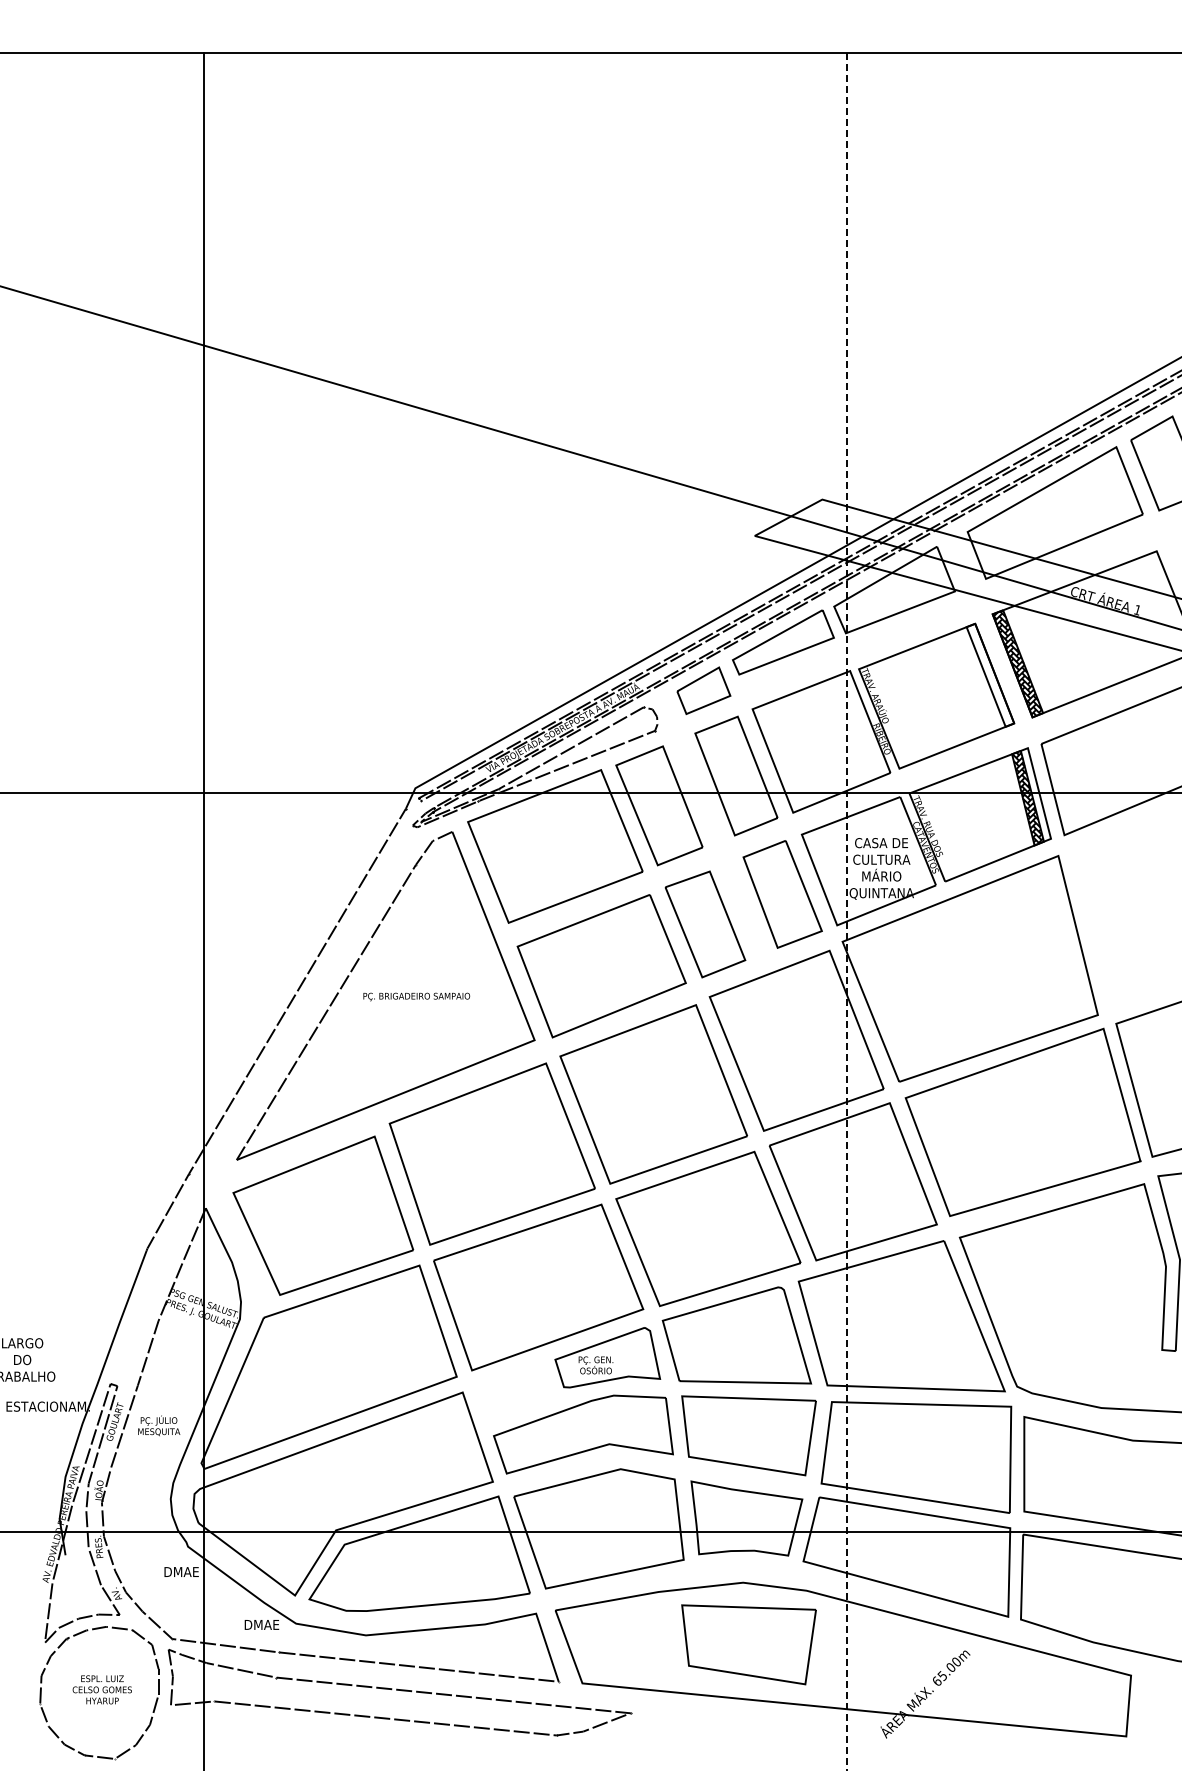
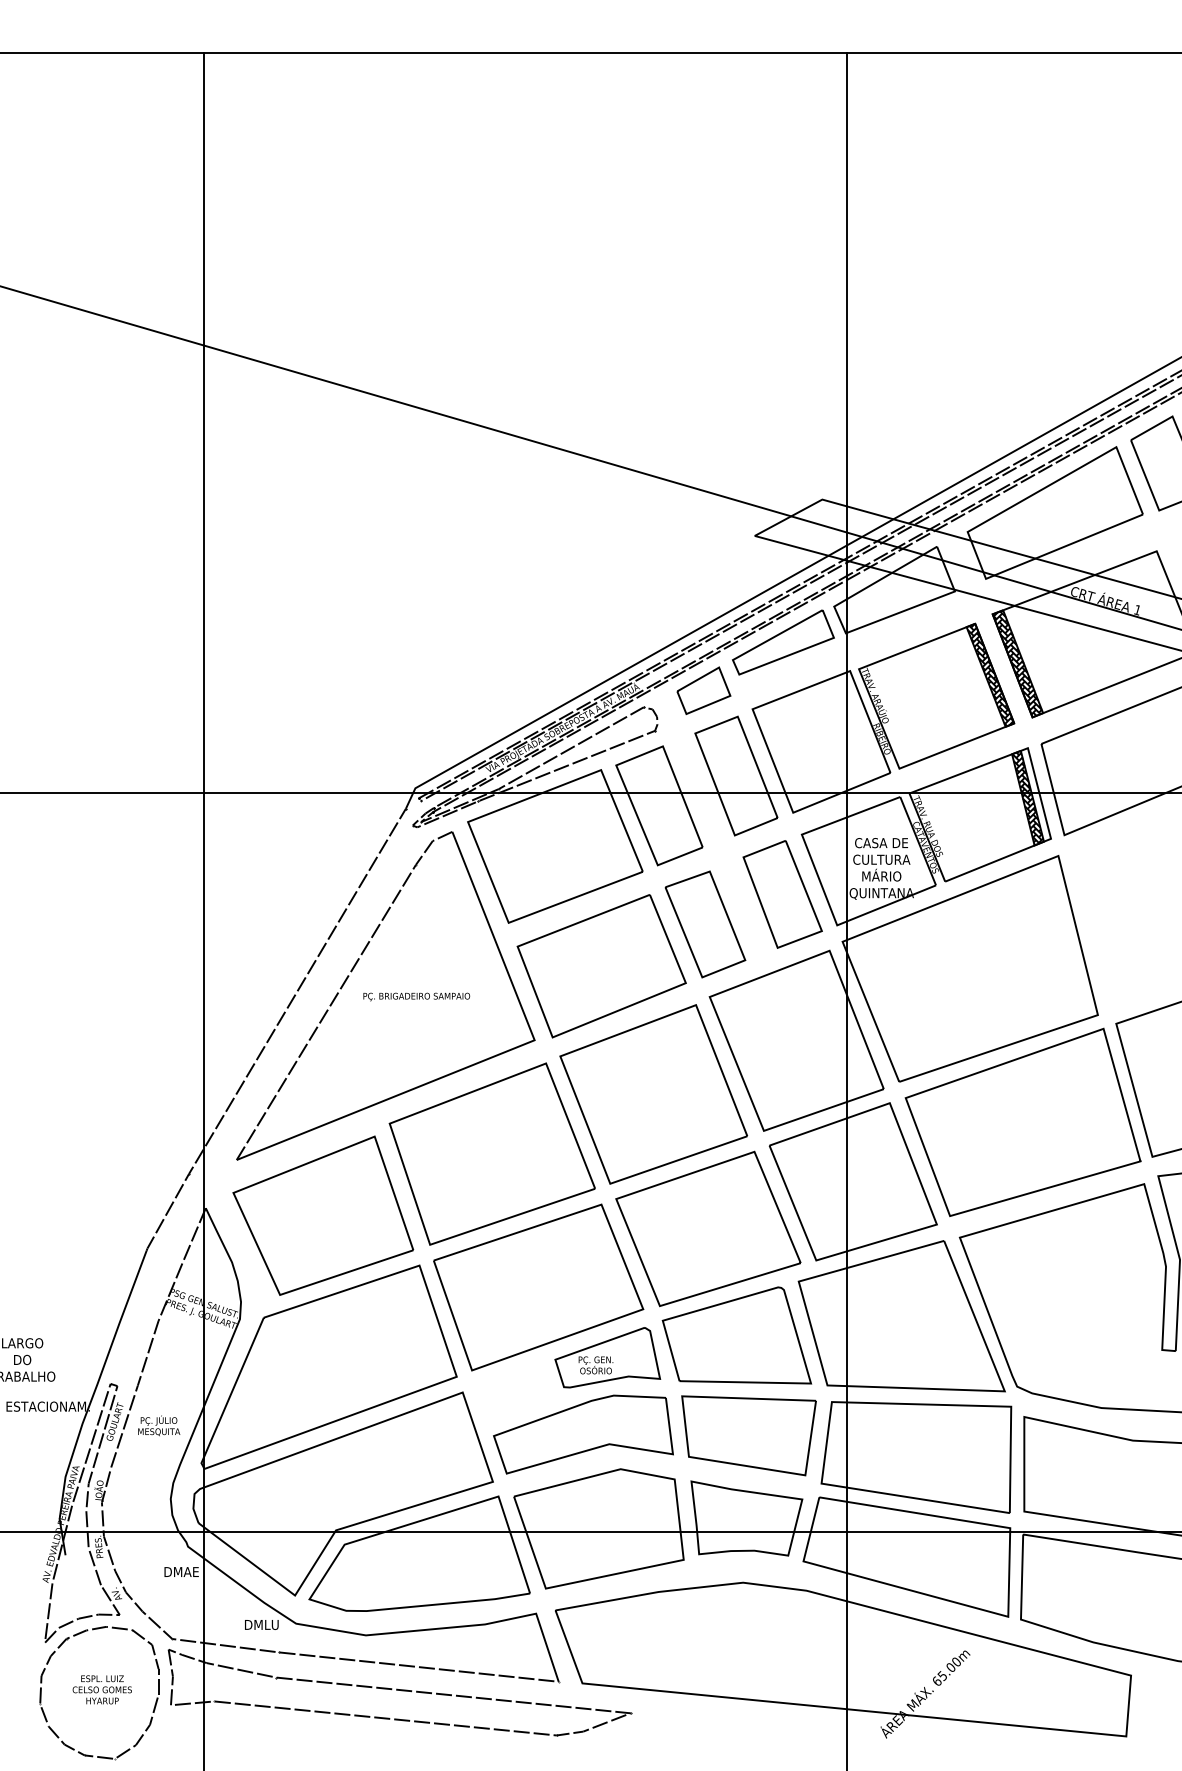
hatch: none -> present (990, 674)
line: dashed -> solid (846, 912)
text: DMAE -> DMLU (261, 1625)
part: present -> none (748, 1644)
